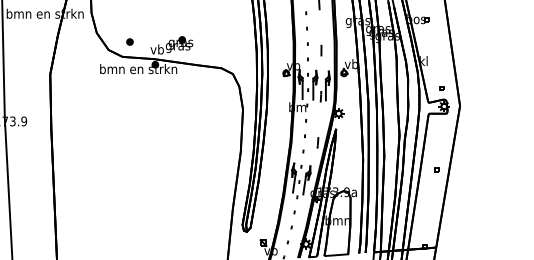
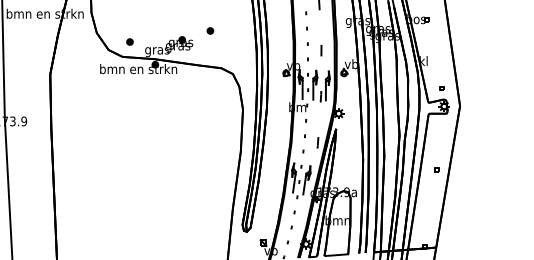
part: none -> present (210, 30)
text: vb -> gras (157, 50)
